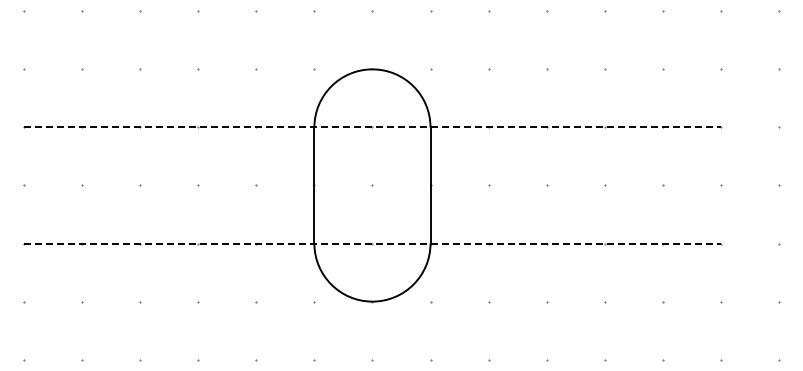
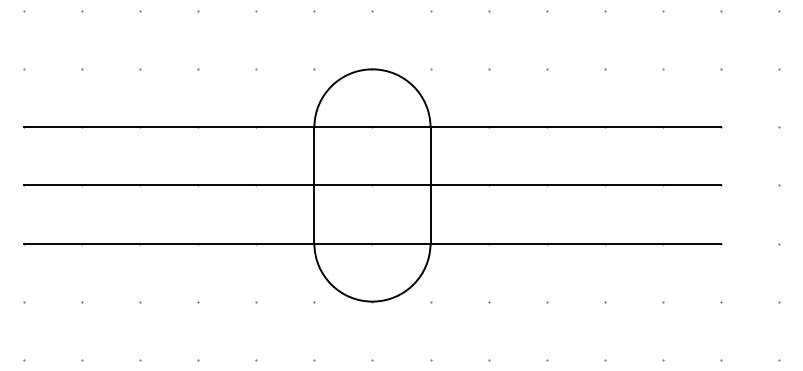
line: dashed -> solid (372, 127)
line: none -> present (372, 185)
line: dashed -> solid (372, 243)
